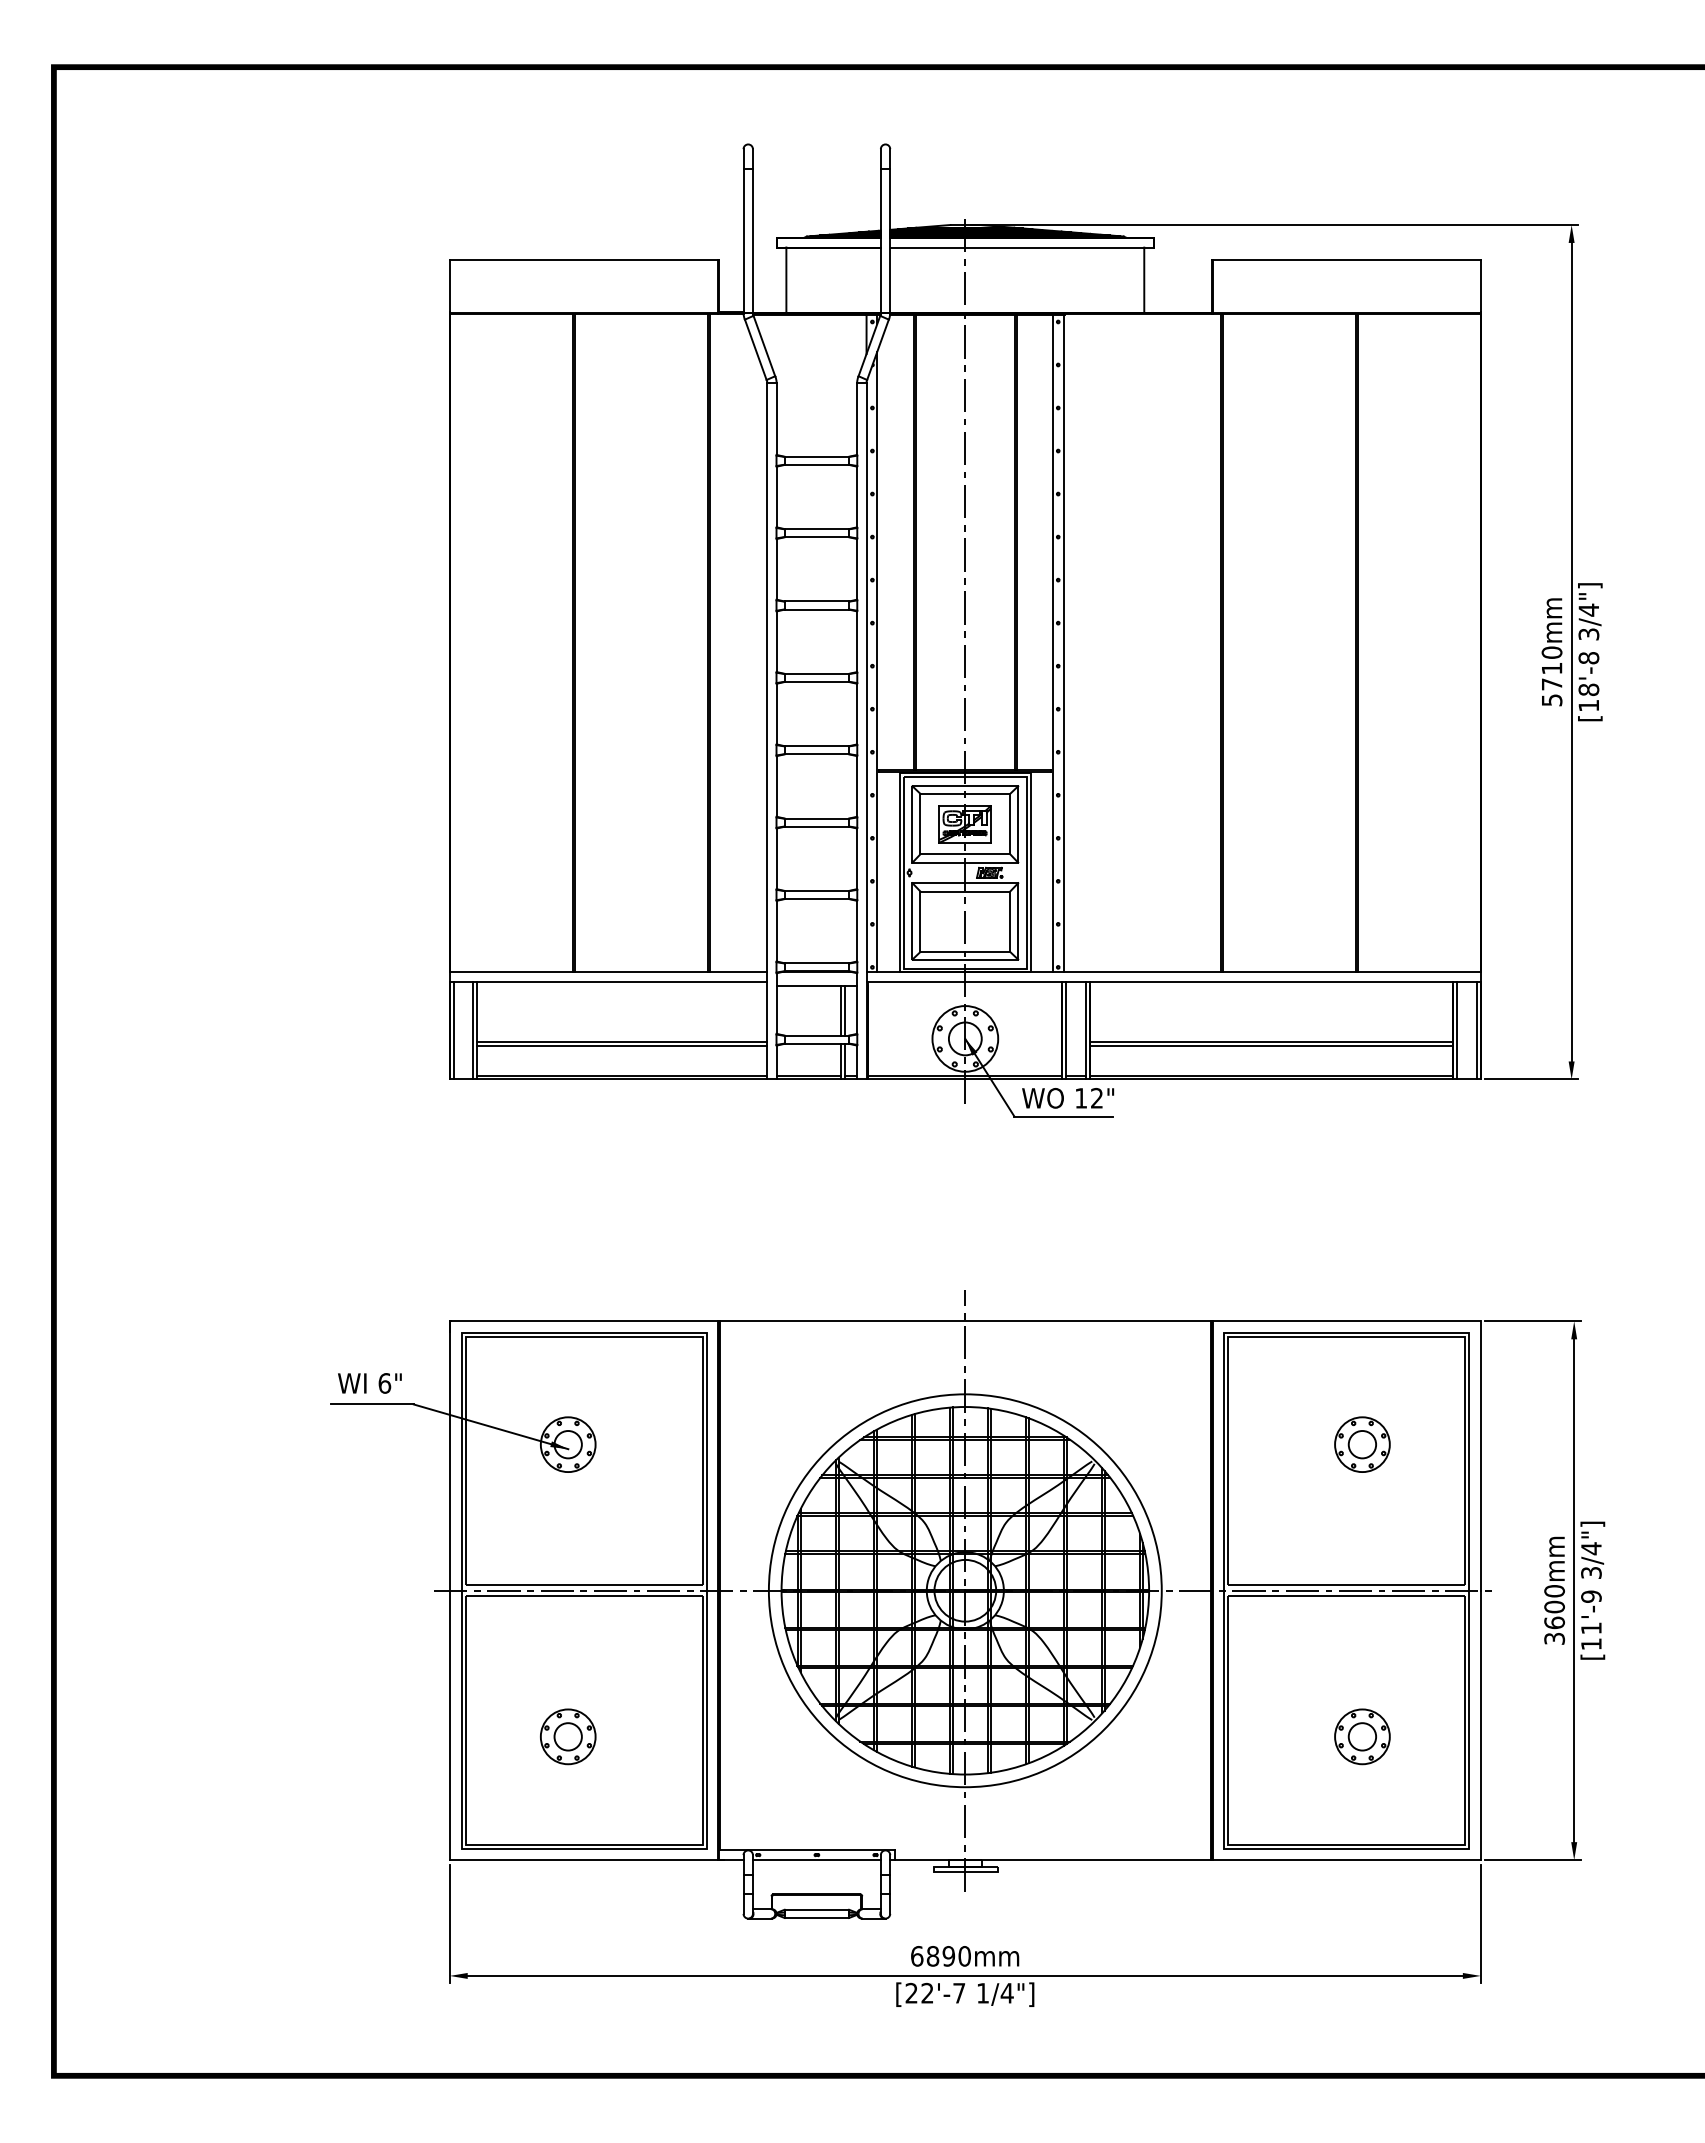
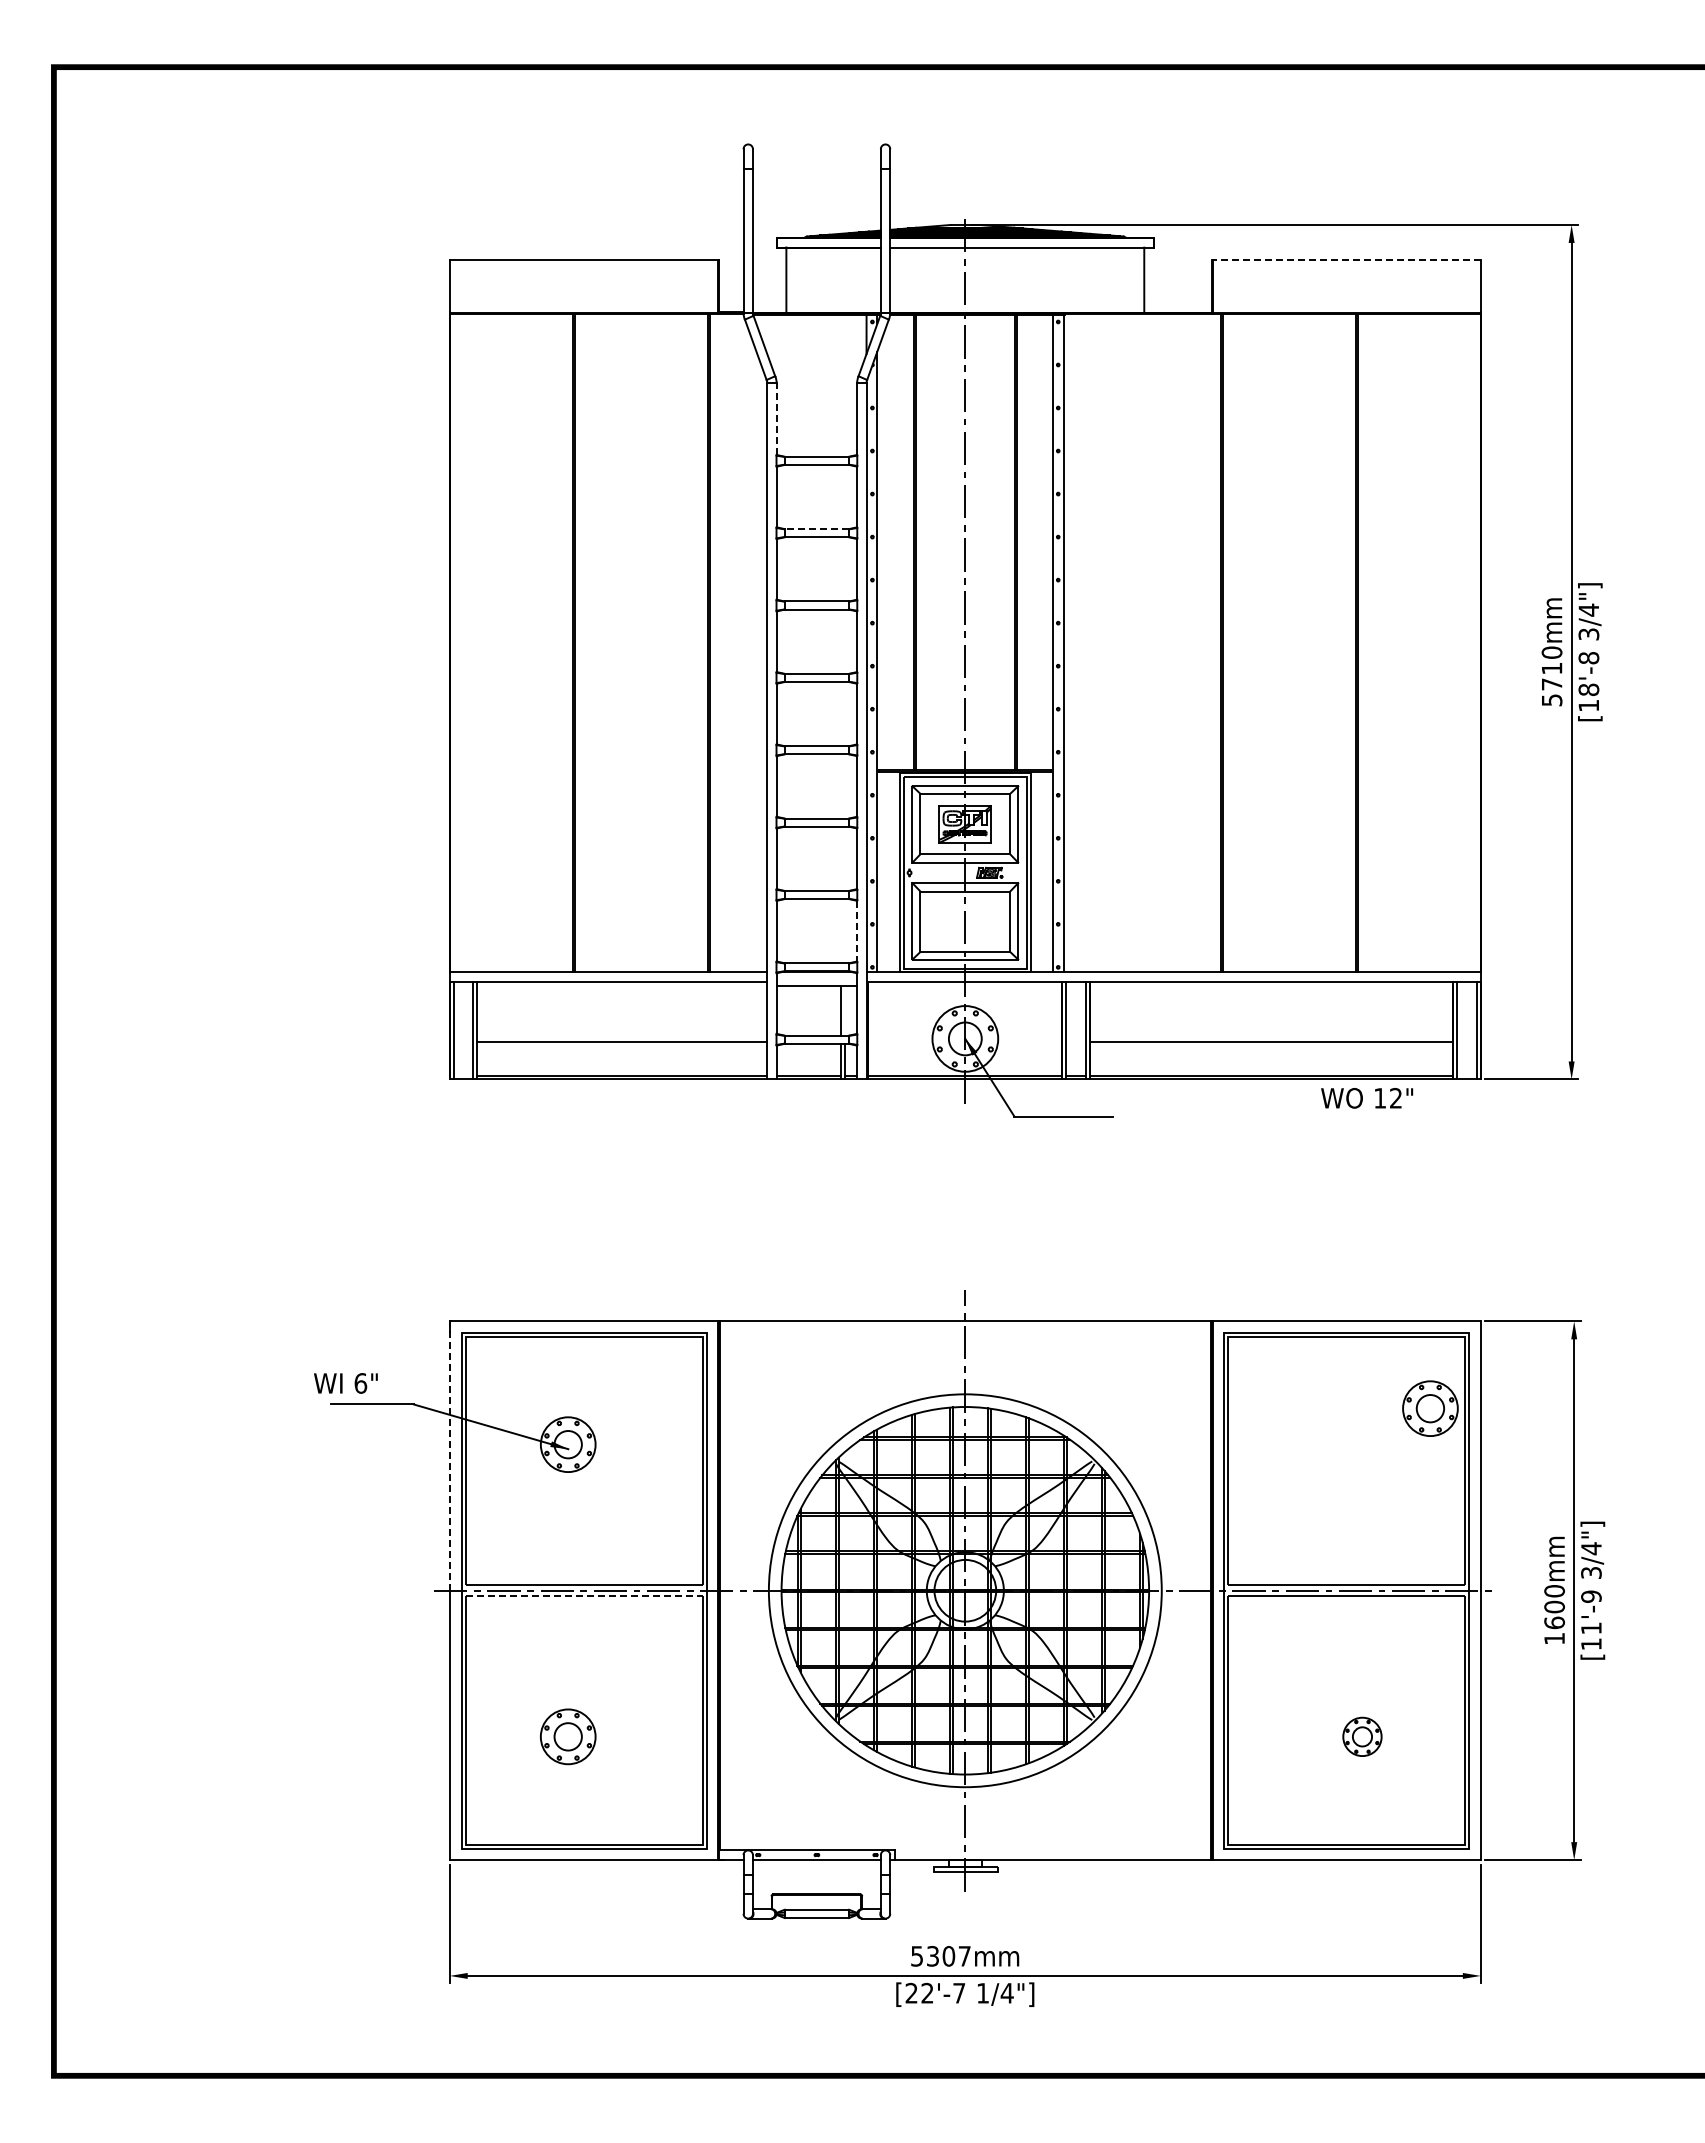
line: solid -> dashed (1346, 260)
line: solid -> dashed (776, 418)
line: solid -> dashed (816, 529)
line: solid -> dashed (857, 931)
line: present -> none (844, 1010)
line: present -> none (622, 1045)
line: present -> none (1271, 1045)
text position: (1068, 1098) -> (1367, 1098) (1367, 1098)
text position: (369, 1383) -> (345, 1383) (345, 1383)
part position: (1362, 1444) -> (1430, 1408) (1430, 1408)
line: solid -> dashed (449, 1456)
line: solid -> dashed (584, 1596)
text: 3600mm -> 1600mm (1554, 1638)
part size: 57x58 px -> 41x41 px (1362, 1736)
text: 6890mm -> 5307mm (940, 1956)
